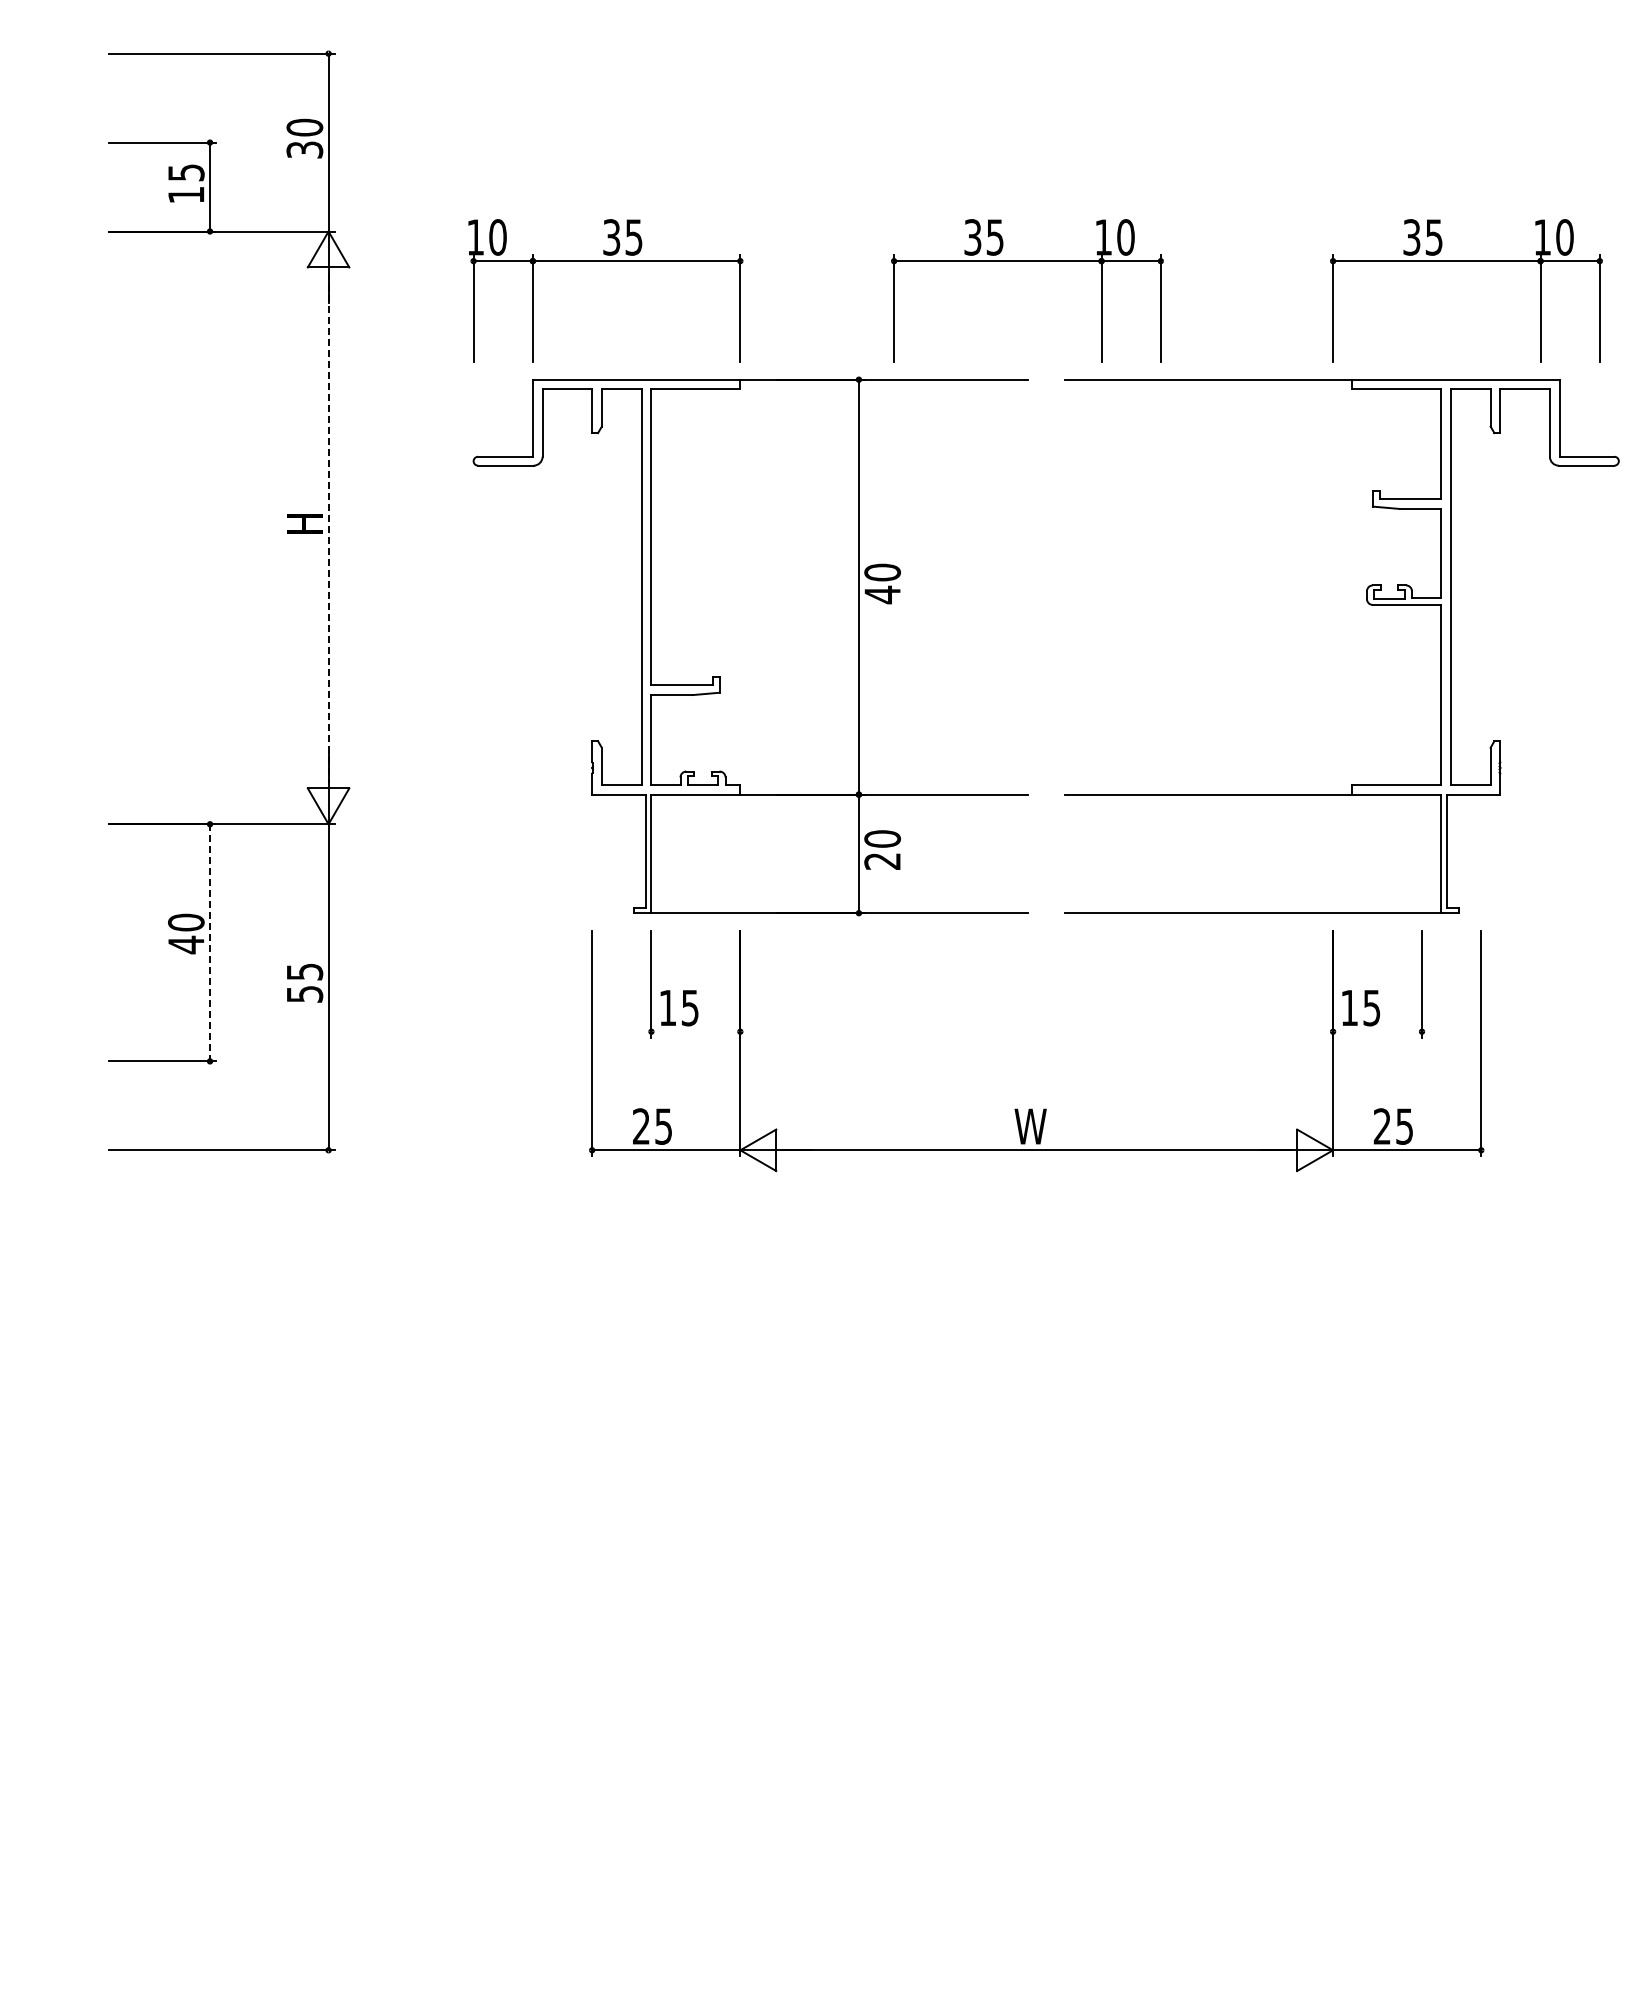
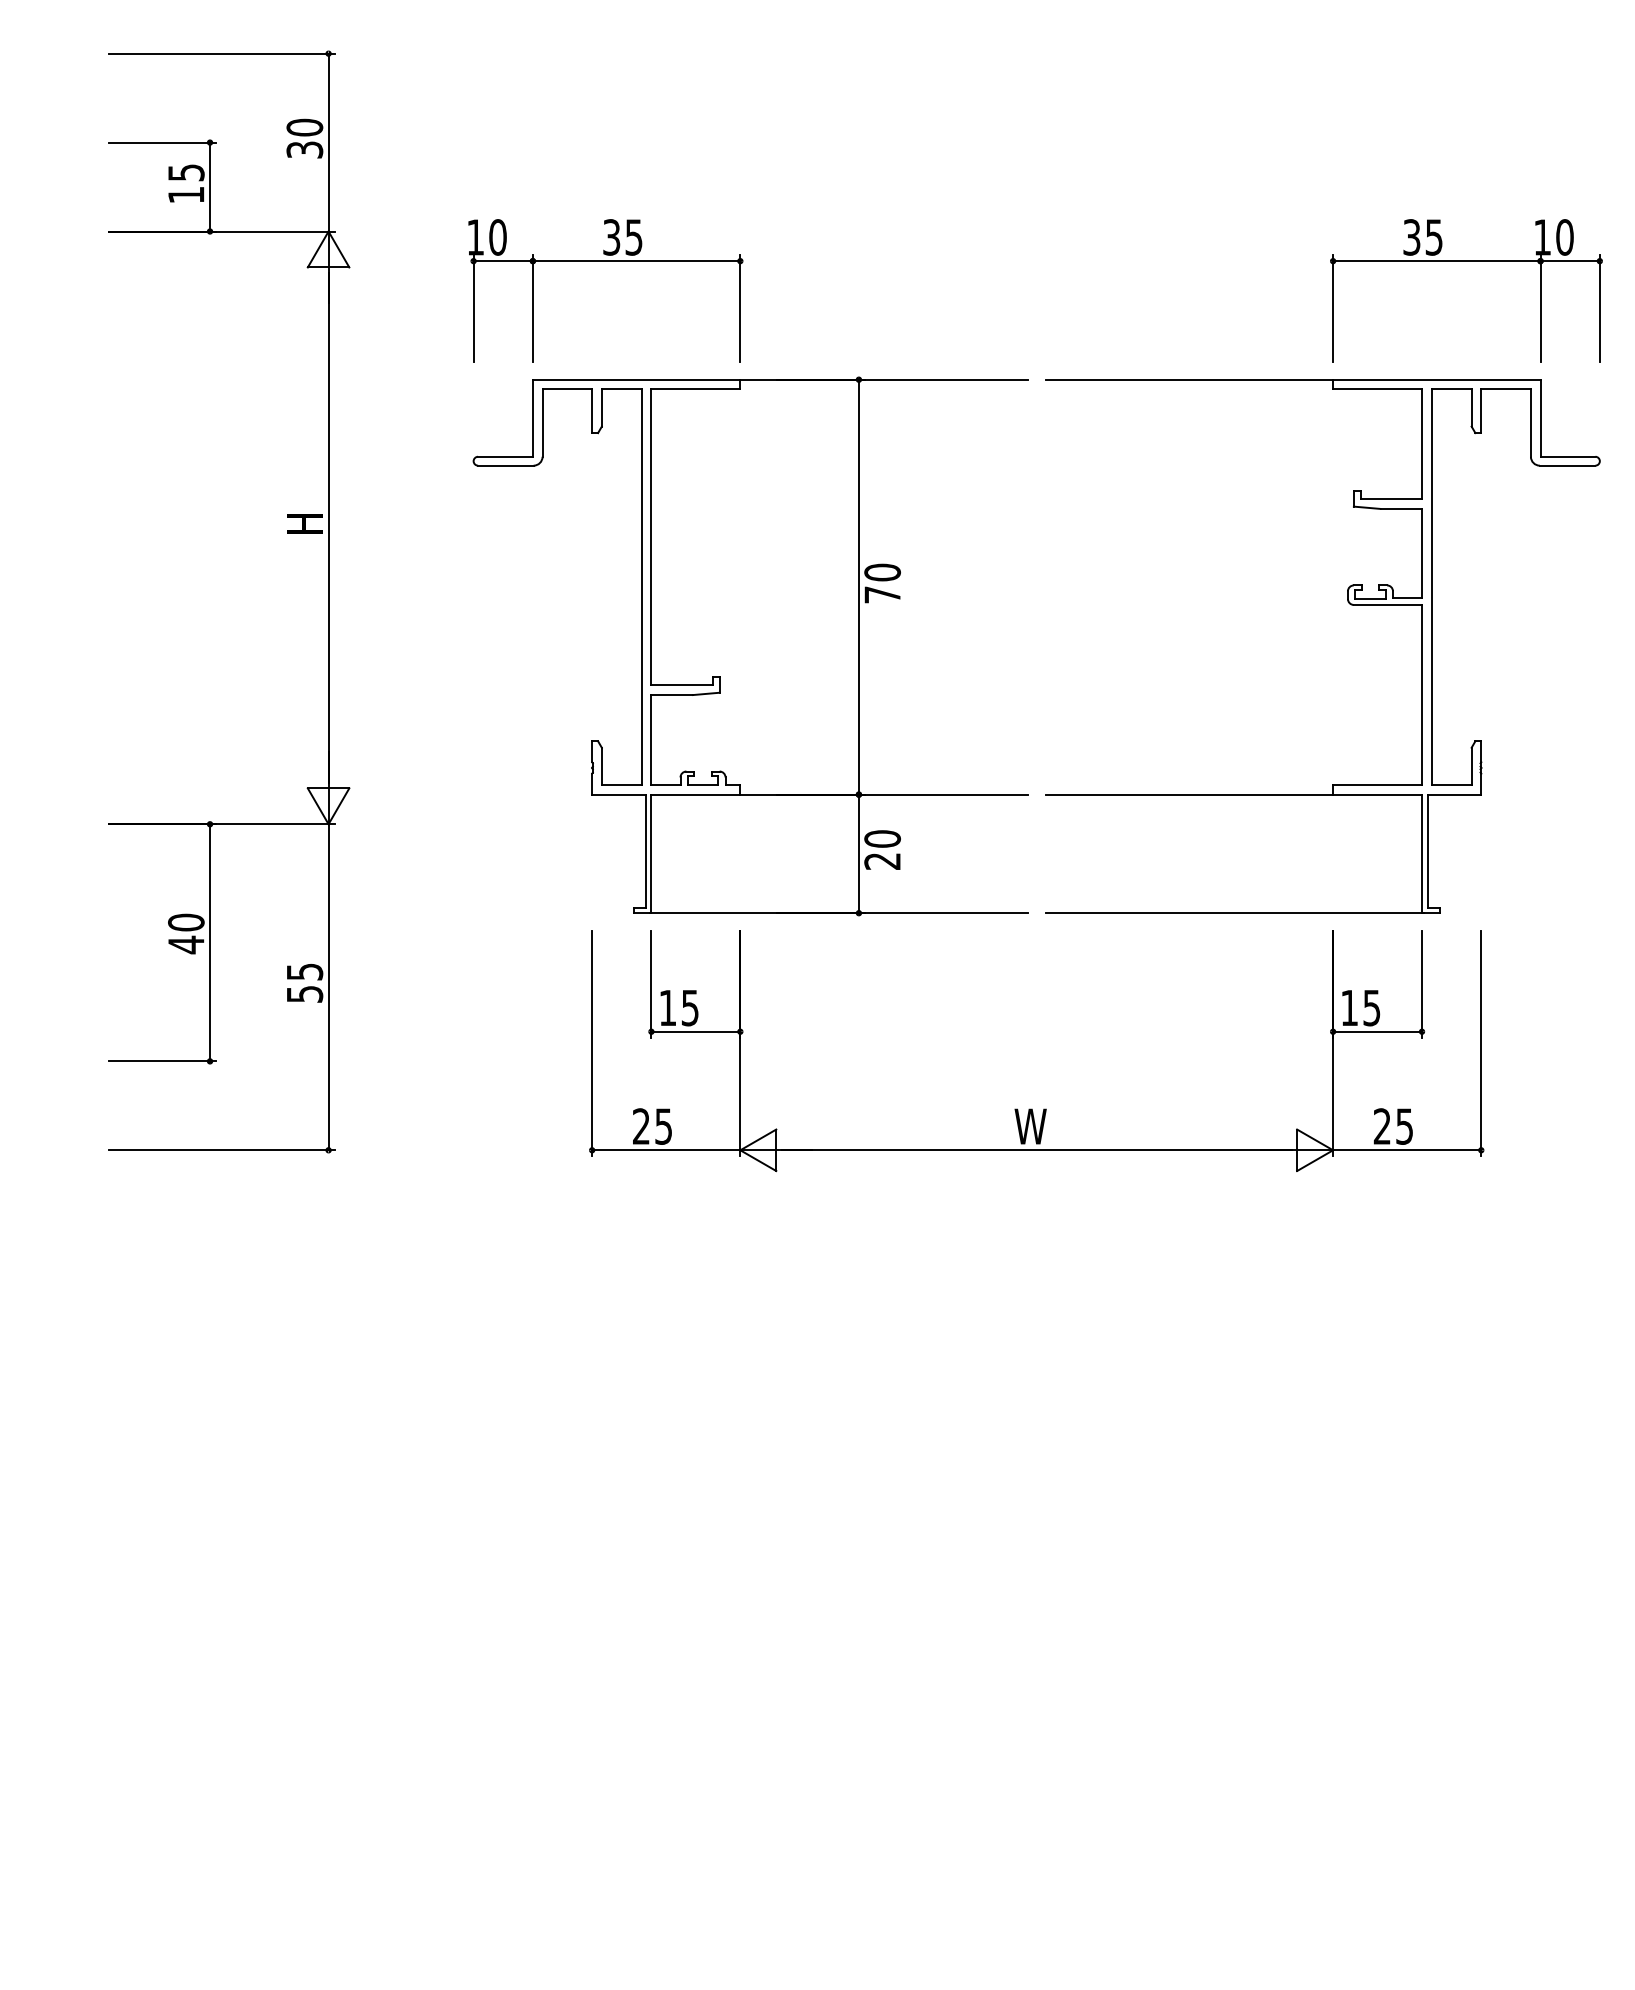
part: present -> none (1027, 261)
line: dashed -> solid (328, 527)
text: 40 -> 70 (882, 594)
part position: (1368, 604) -> (1349, 604) (1349, 604)
line: dashed -> solid (210, 942)
line: none -> present (695, 1031)
line: none -> present (1377, 1031)
